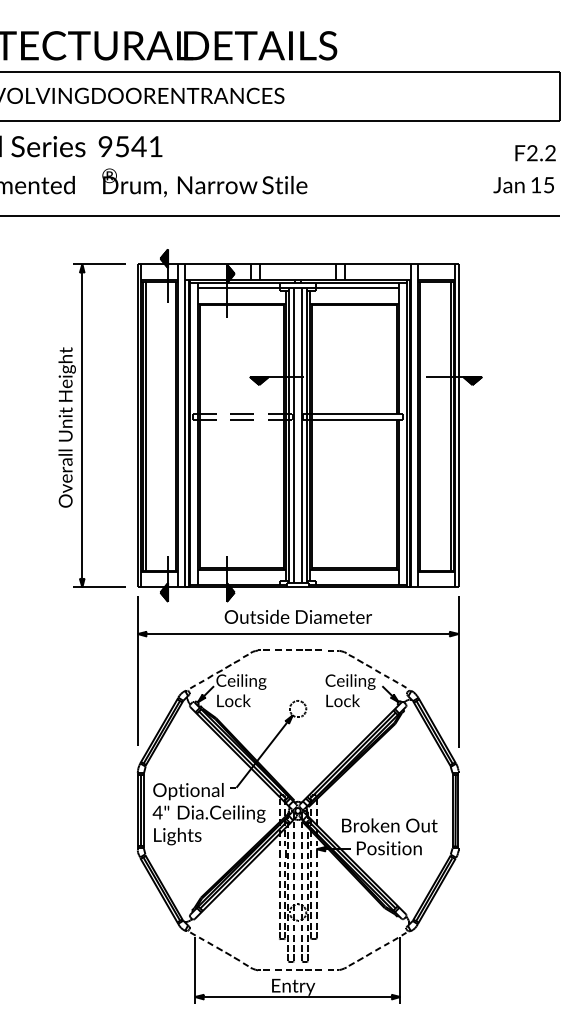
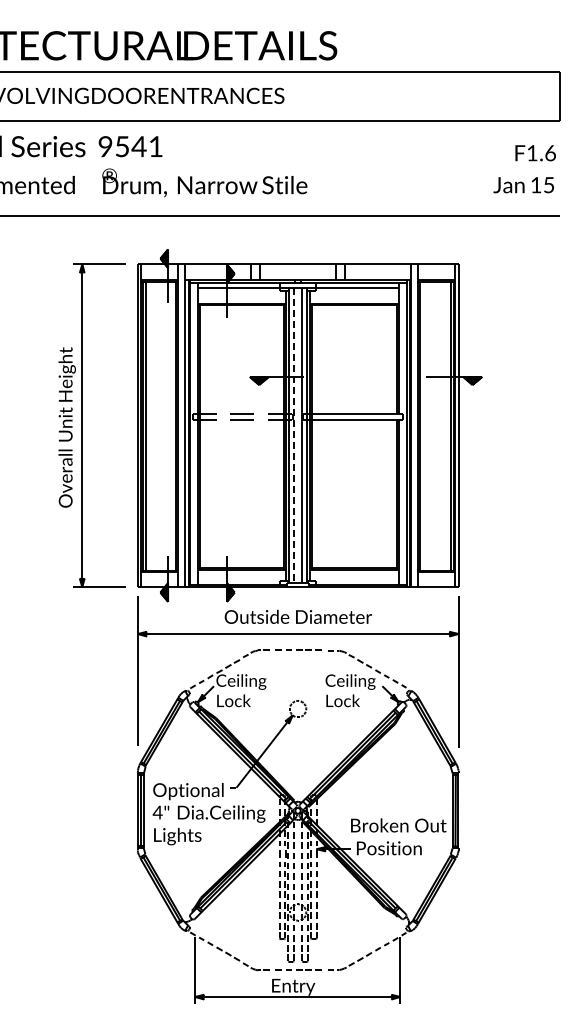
text: F2.2 -> F1.6 (541, 153)
line: solid -> dashed (294, 436)
text position: (389, 825) -> (398, 825) (398, 825)
